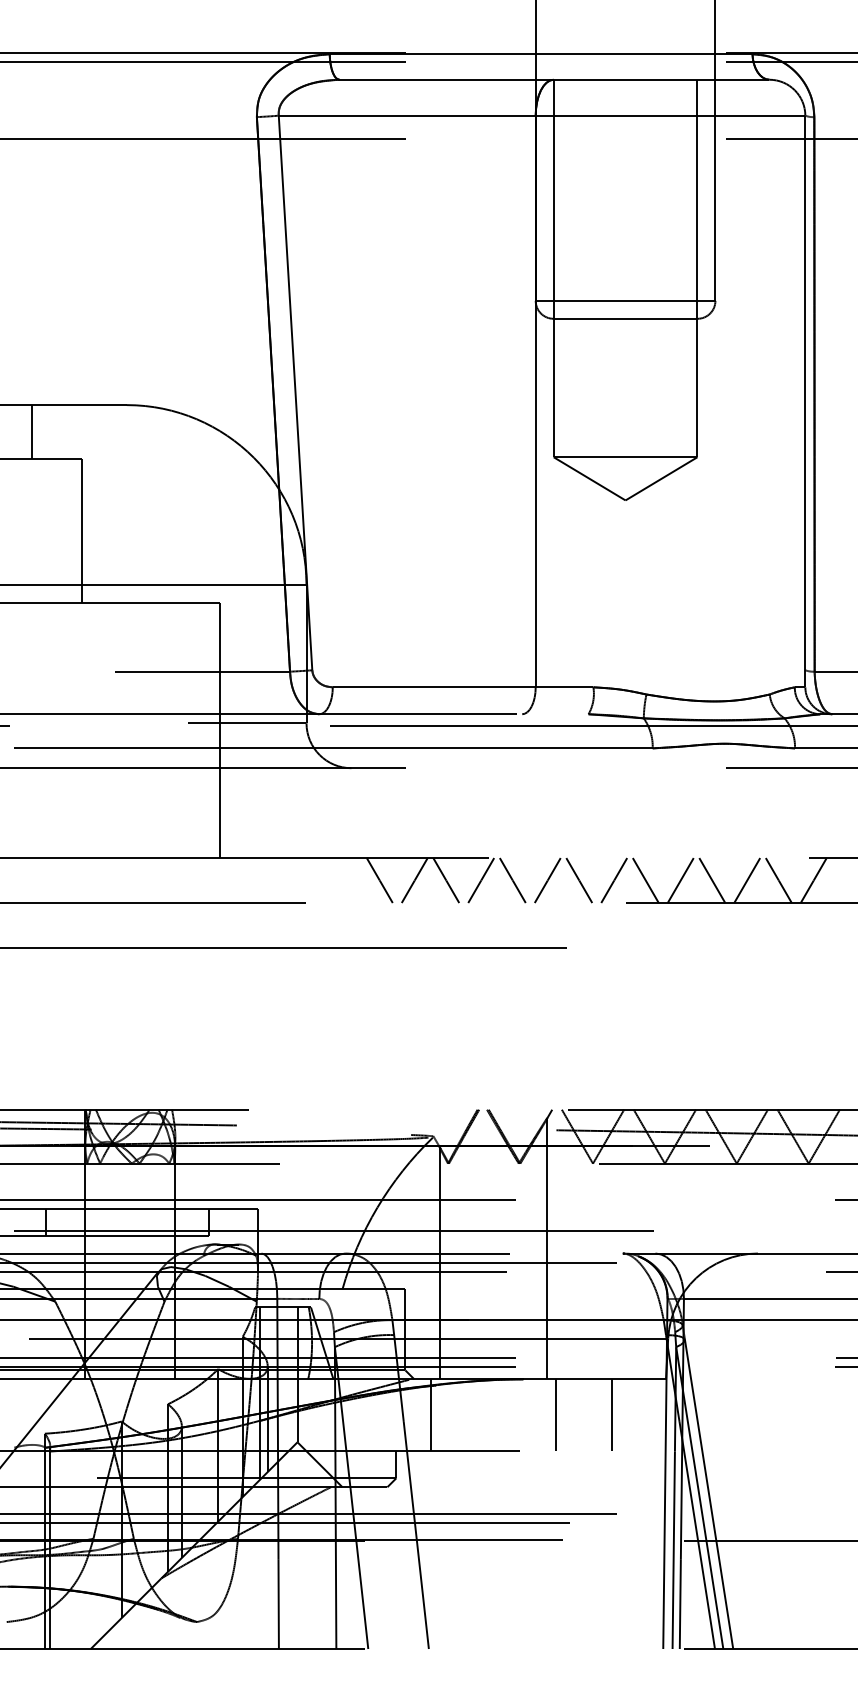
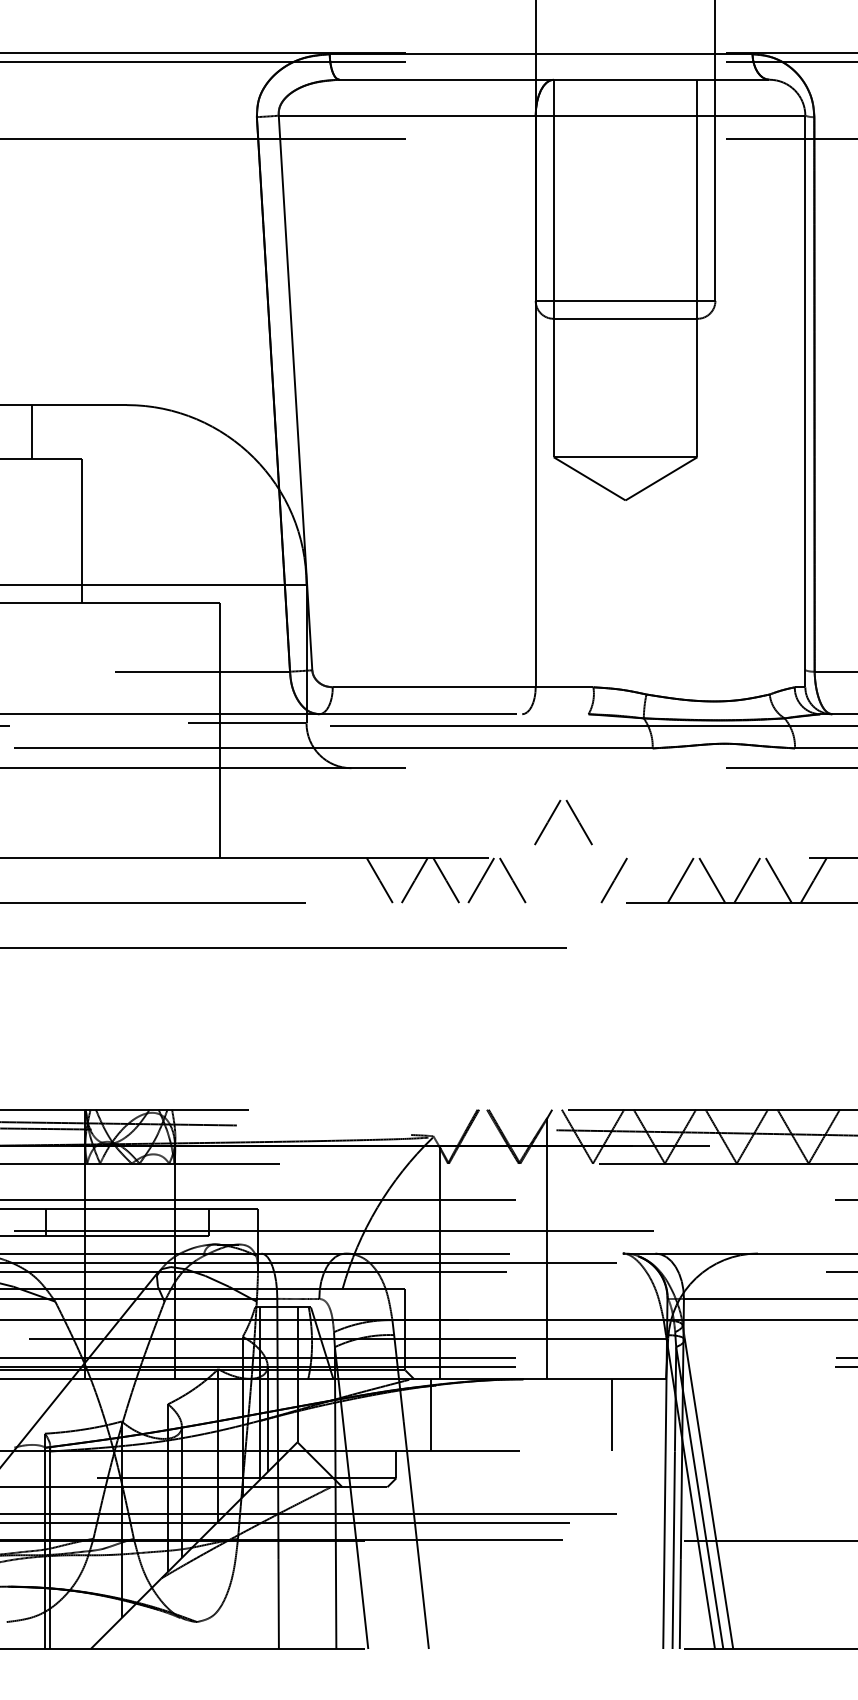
part position: (552, 874) -> (552, 816) (552, 816)
line: present -> none (645, 880)
line: present -> none (556, 1415)
